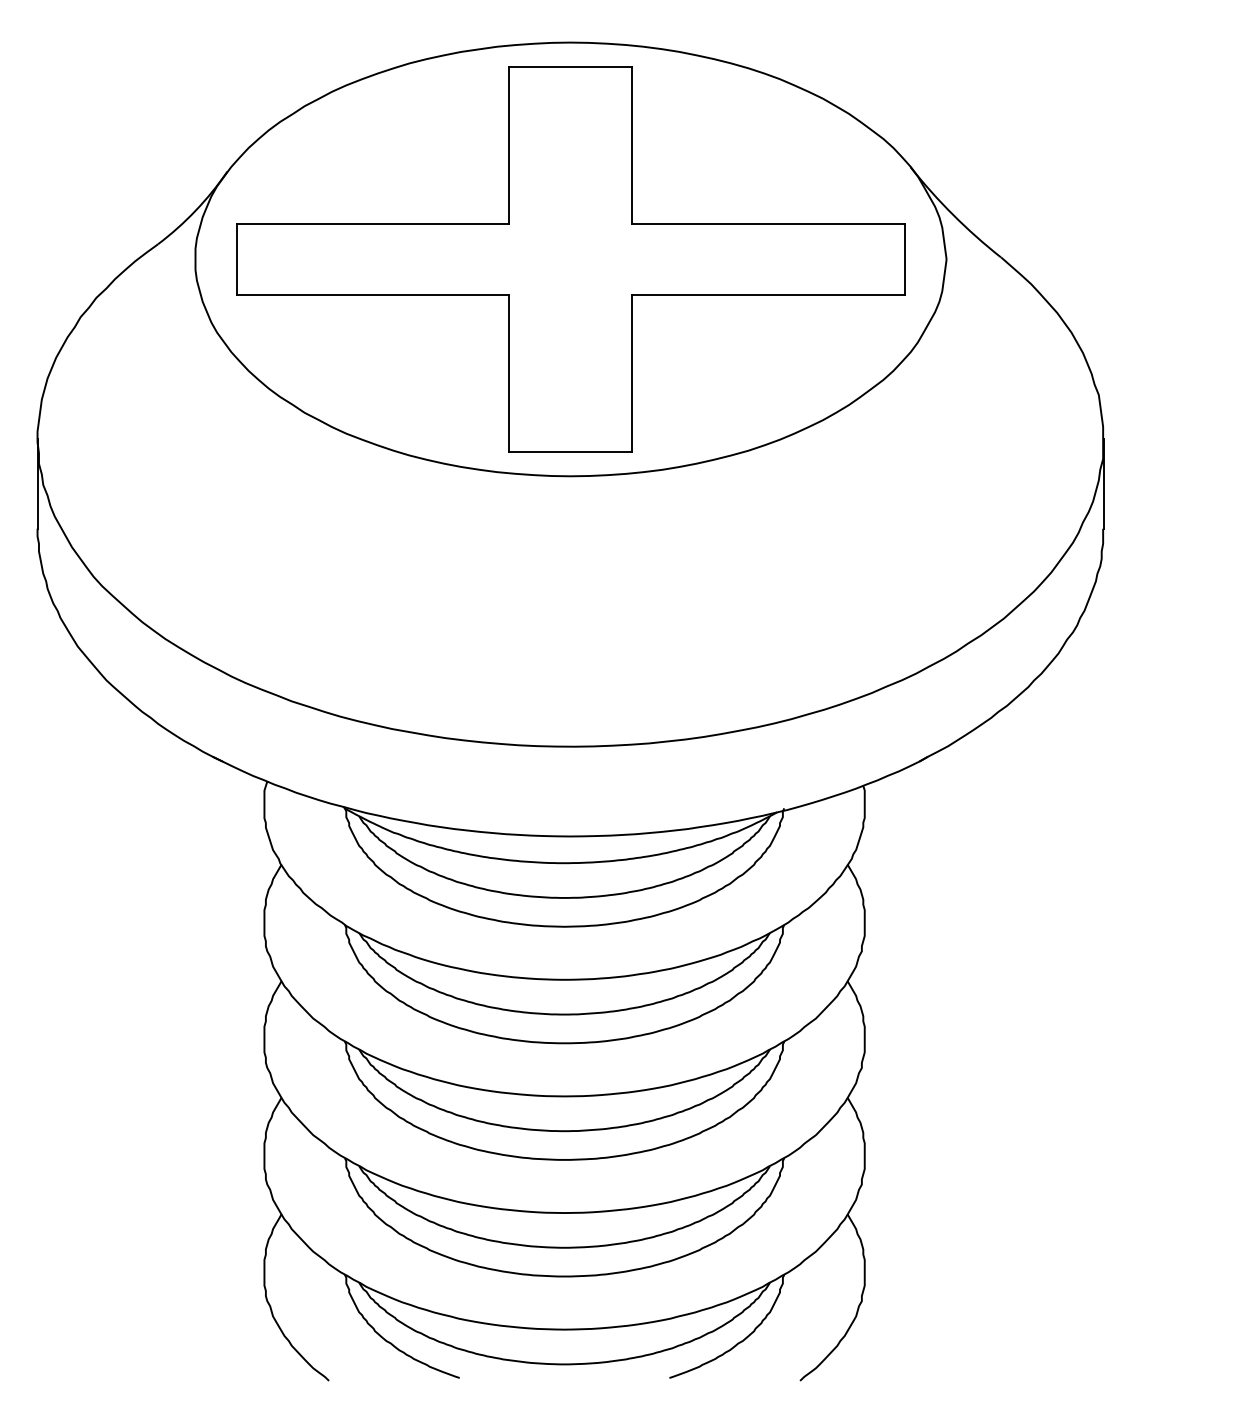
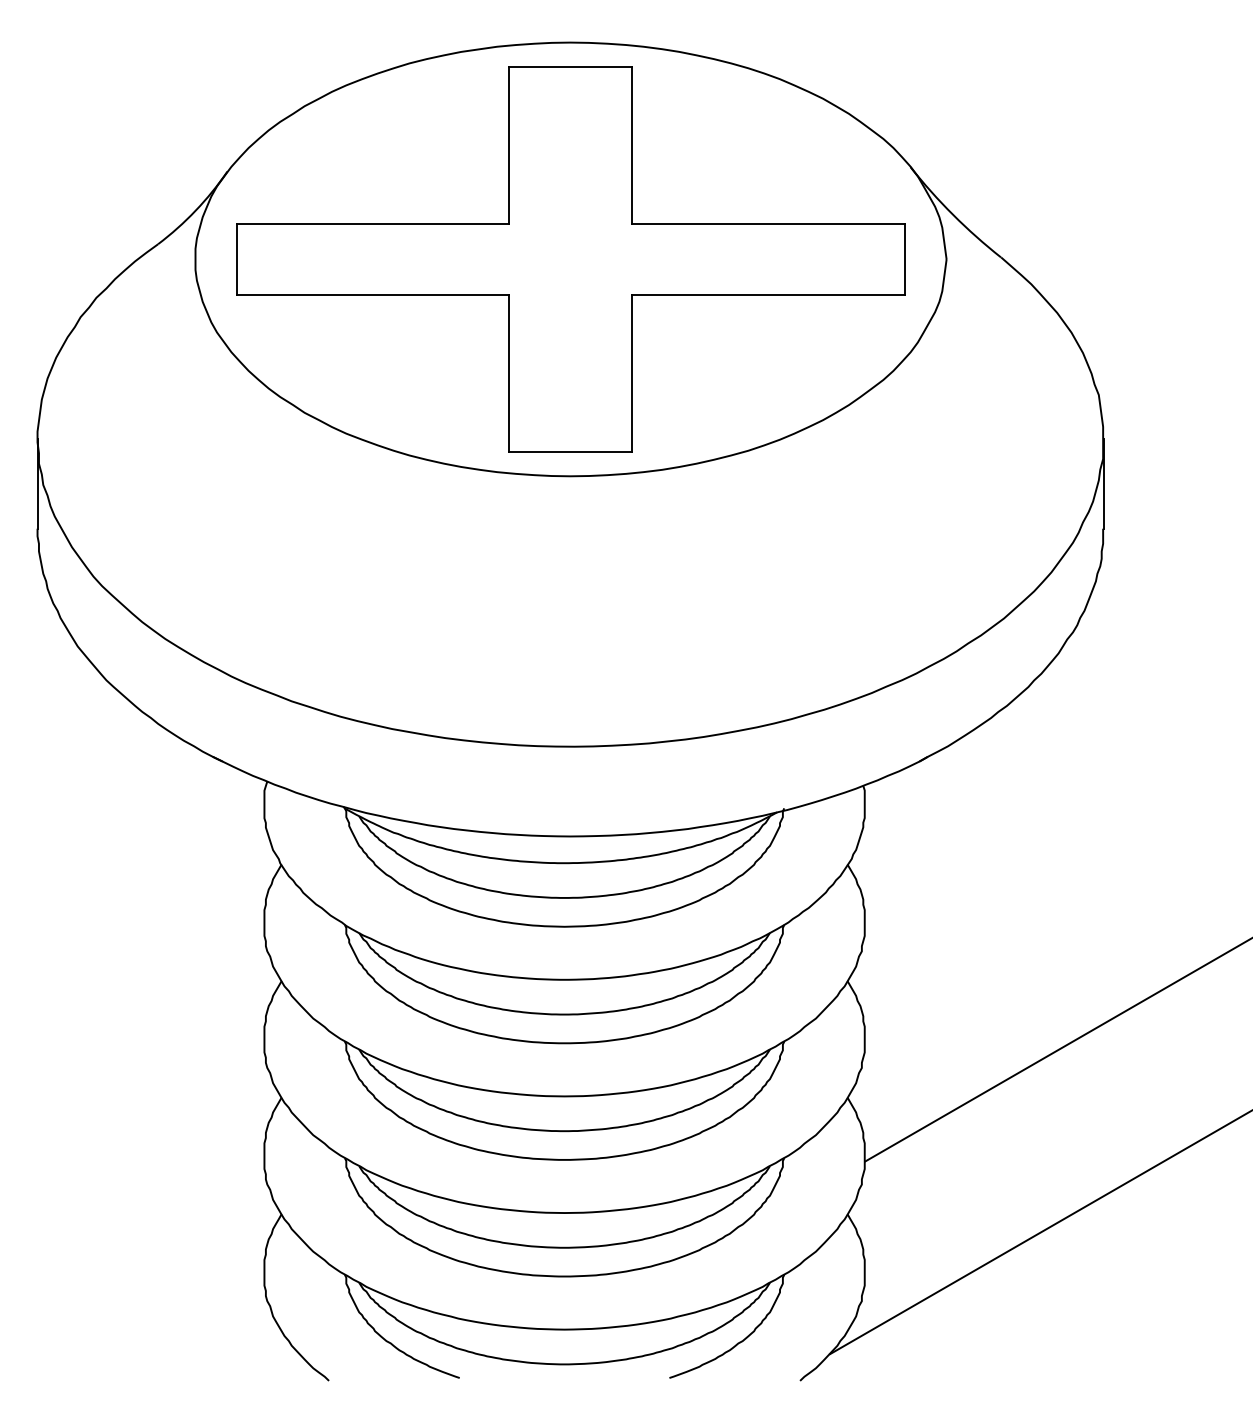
line: none -> present (1057, 1050)
line: none -> present (1039, 1233)
